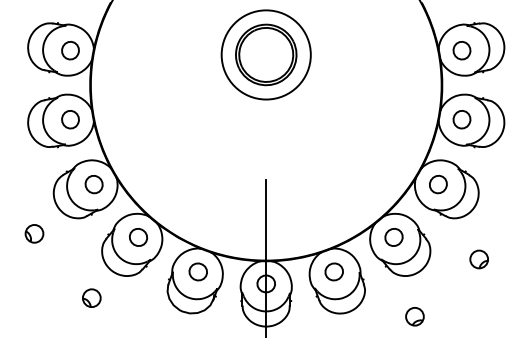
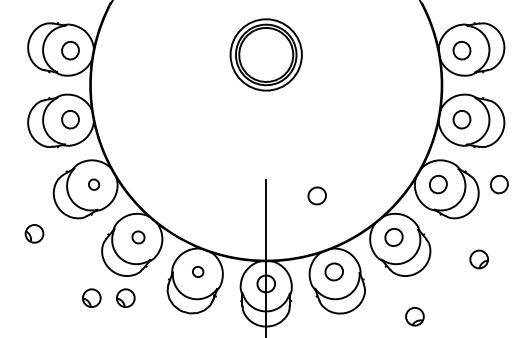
circle diameter: 89 px -> 71 px (265, 54)
part size: 20x20 px -> 13x13 px (94, 184)
part: none -> present (499, 184)
part: none -> present (316, 195)
part size: 21x19 px -> 15x15 px (138, 237)
part size: 20x20 px -> 13x12 px (198, 271)
part: none -> present (125, 297)
